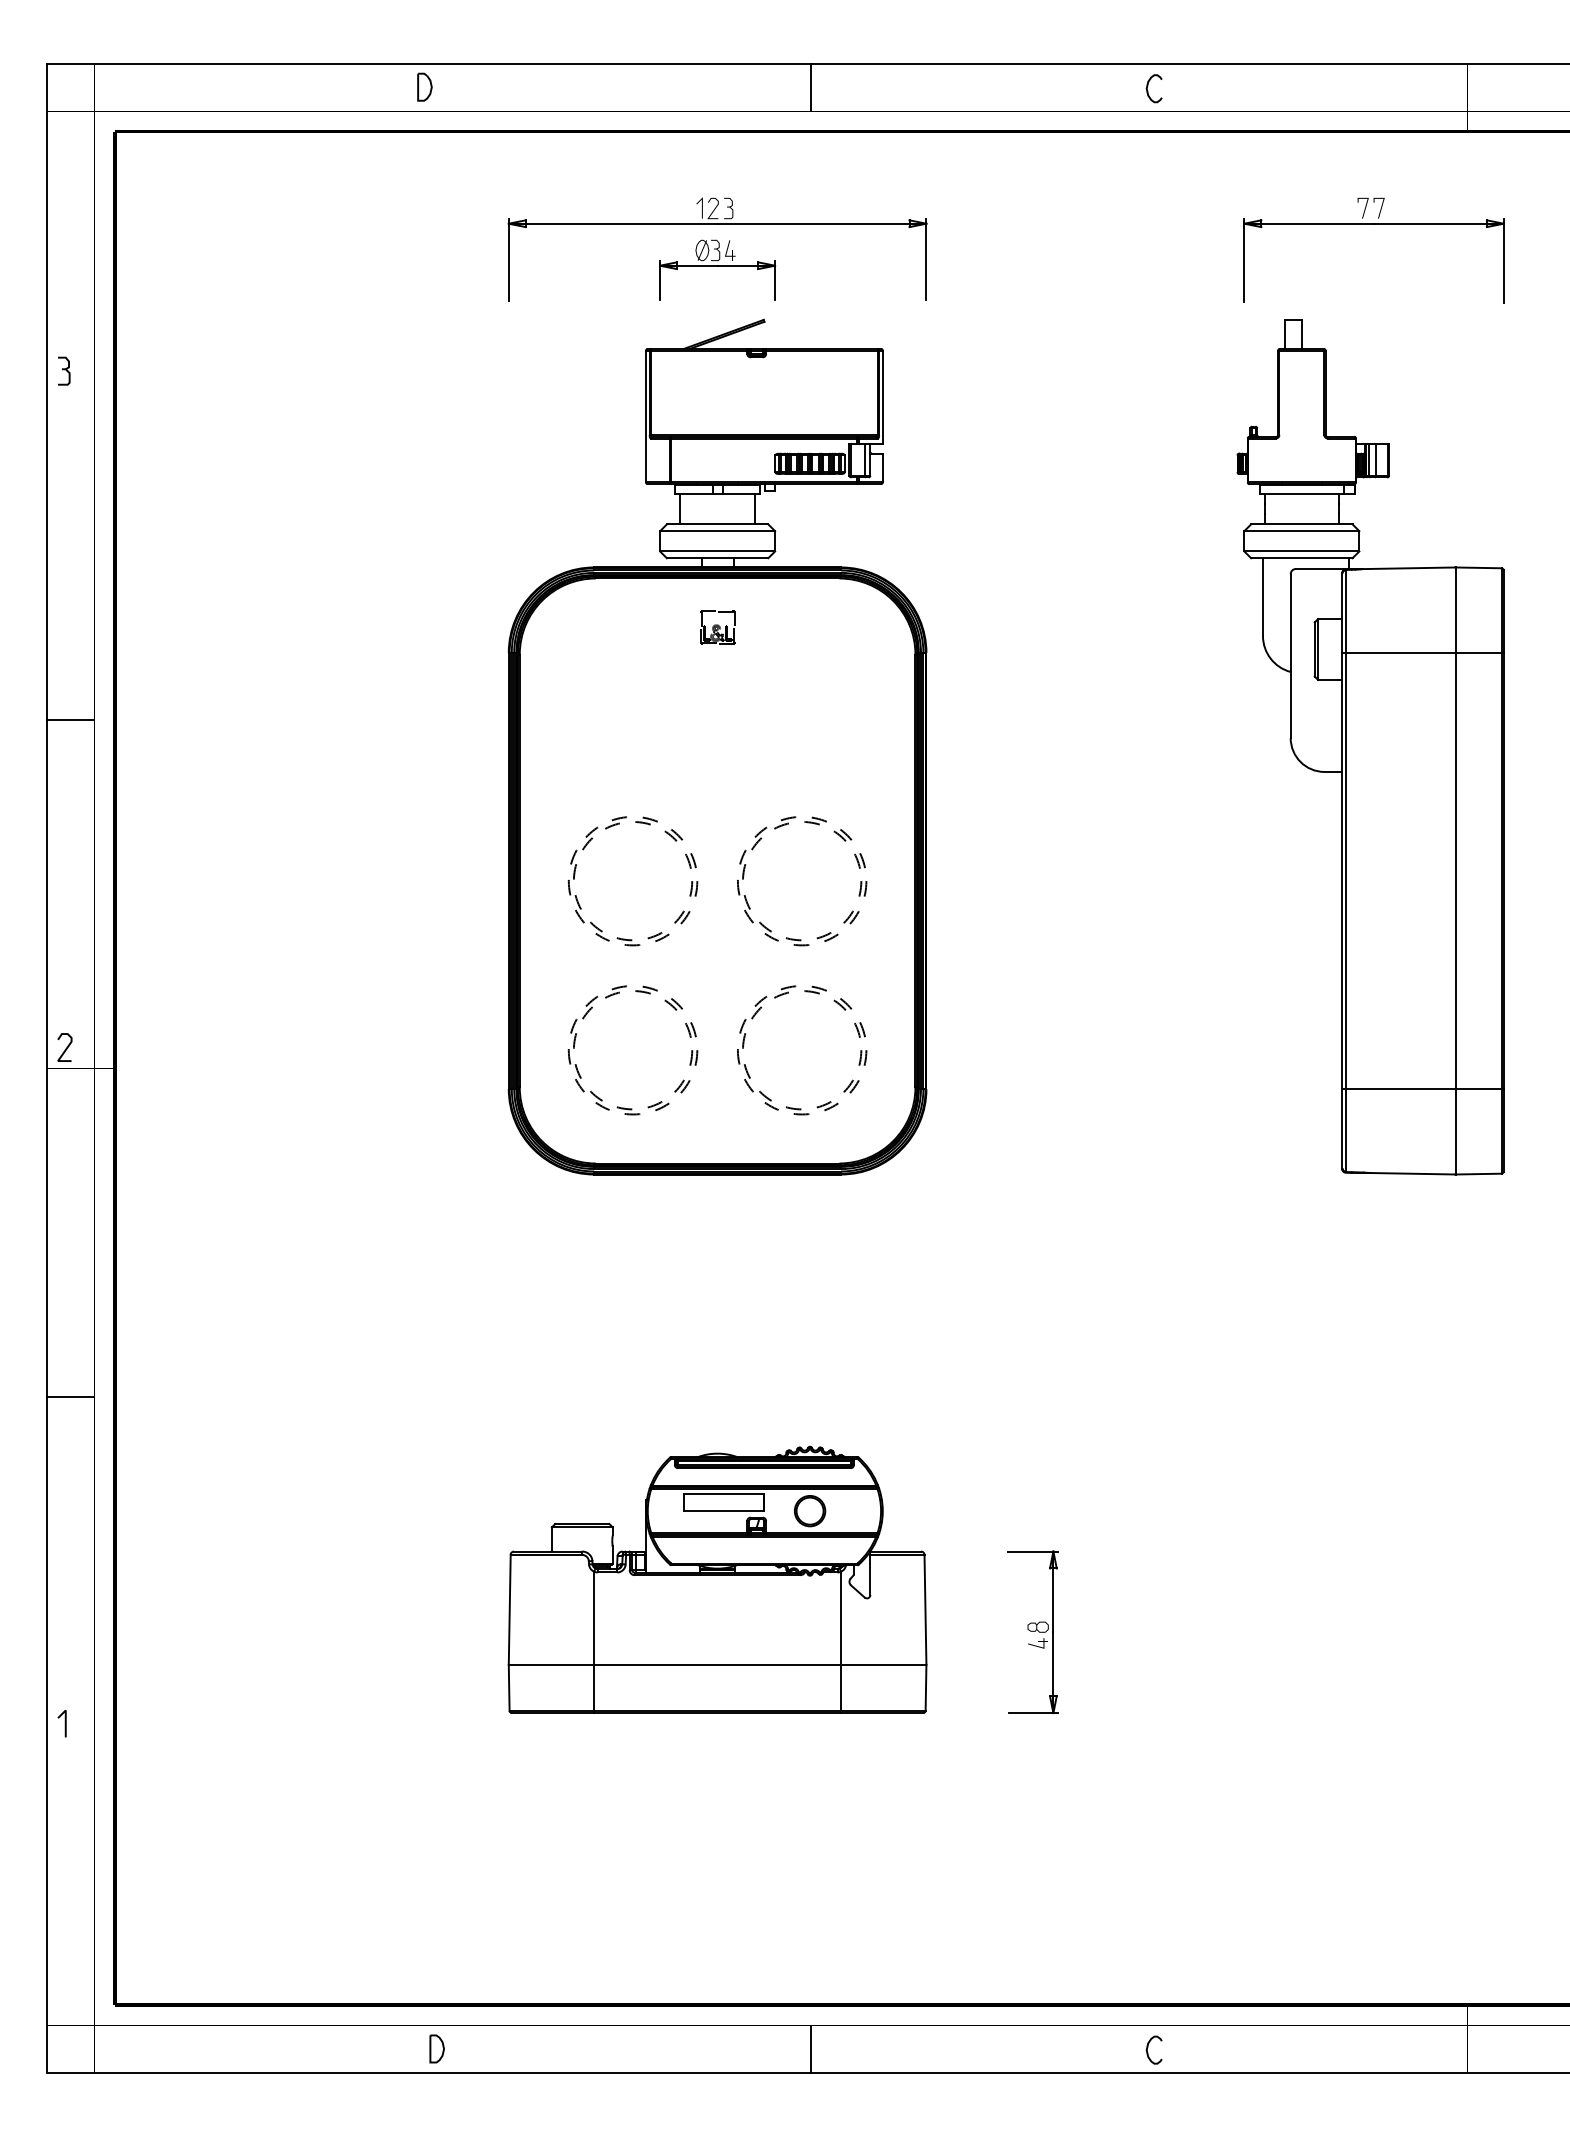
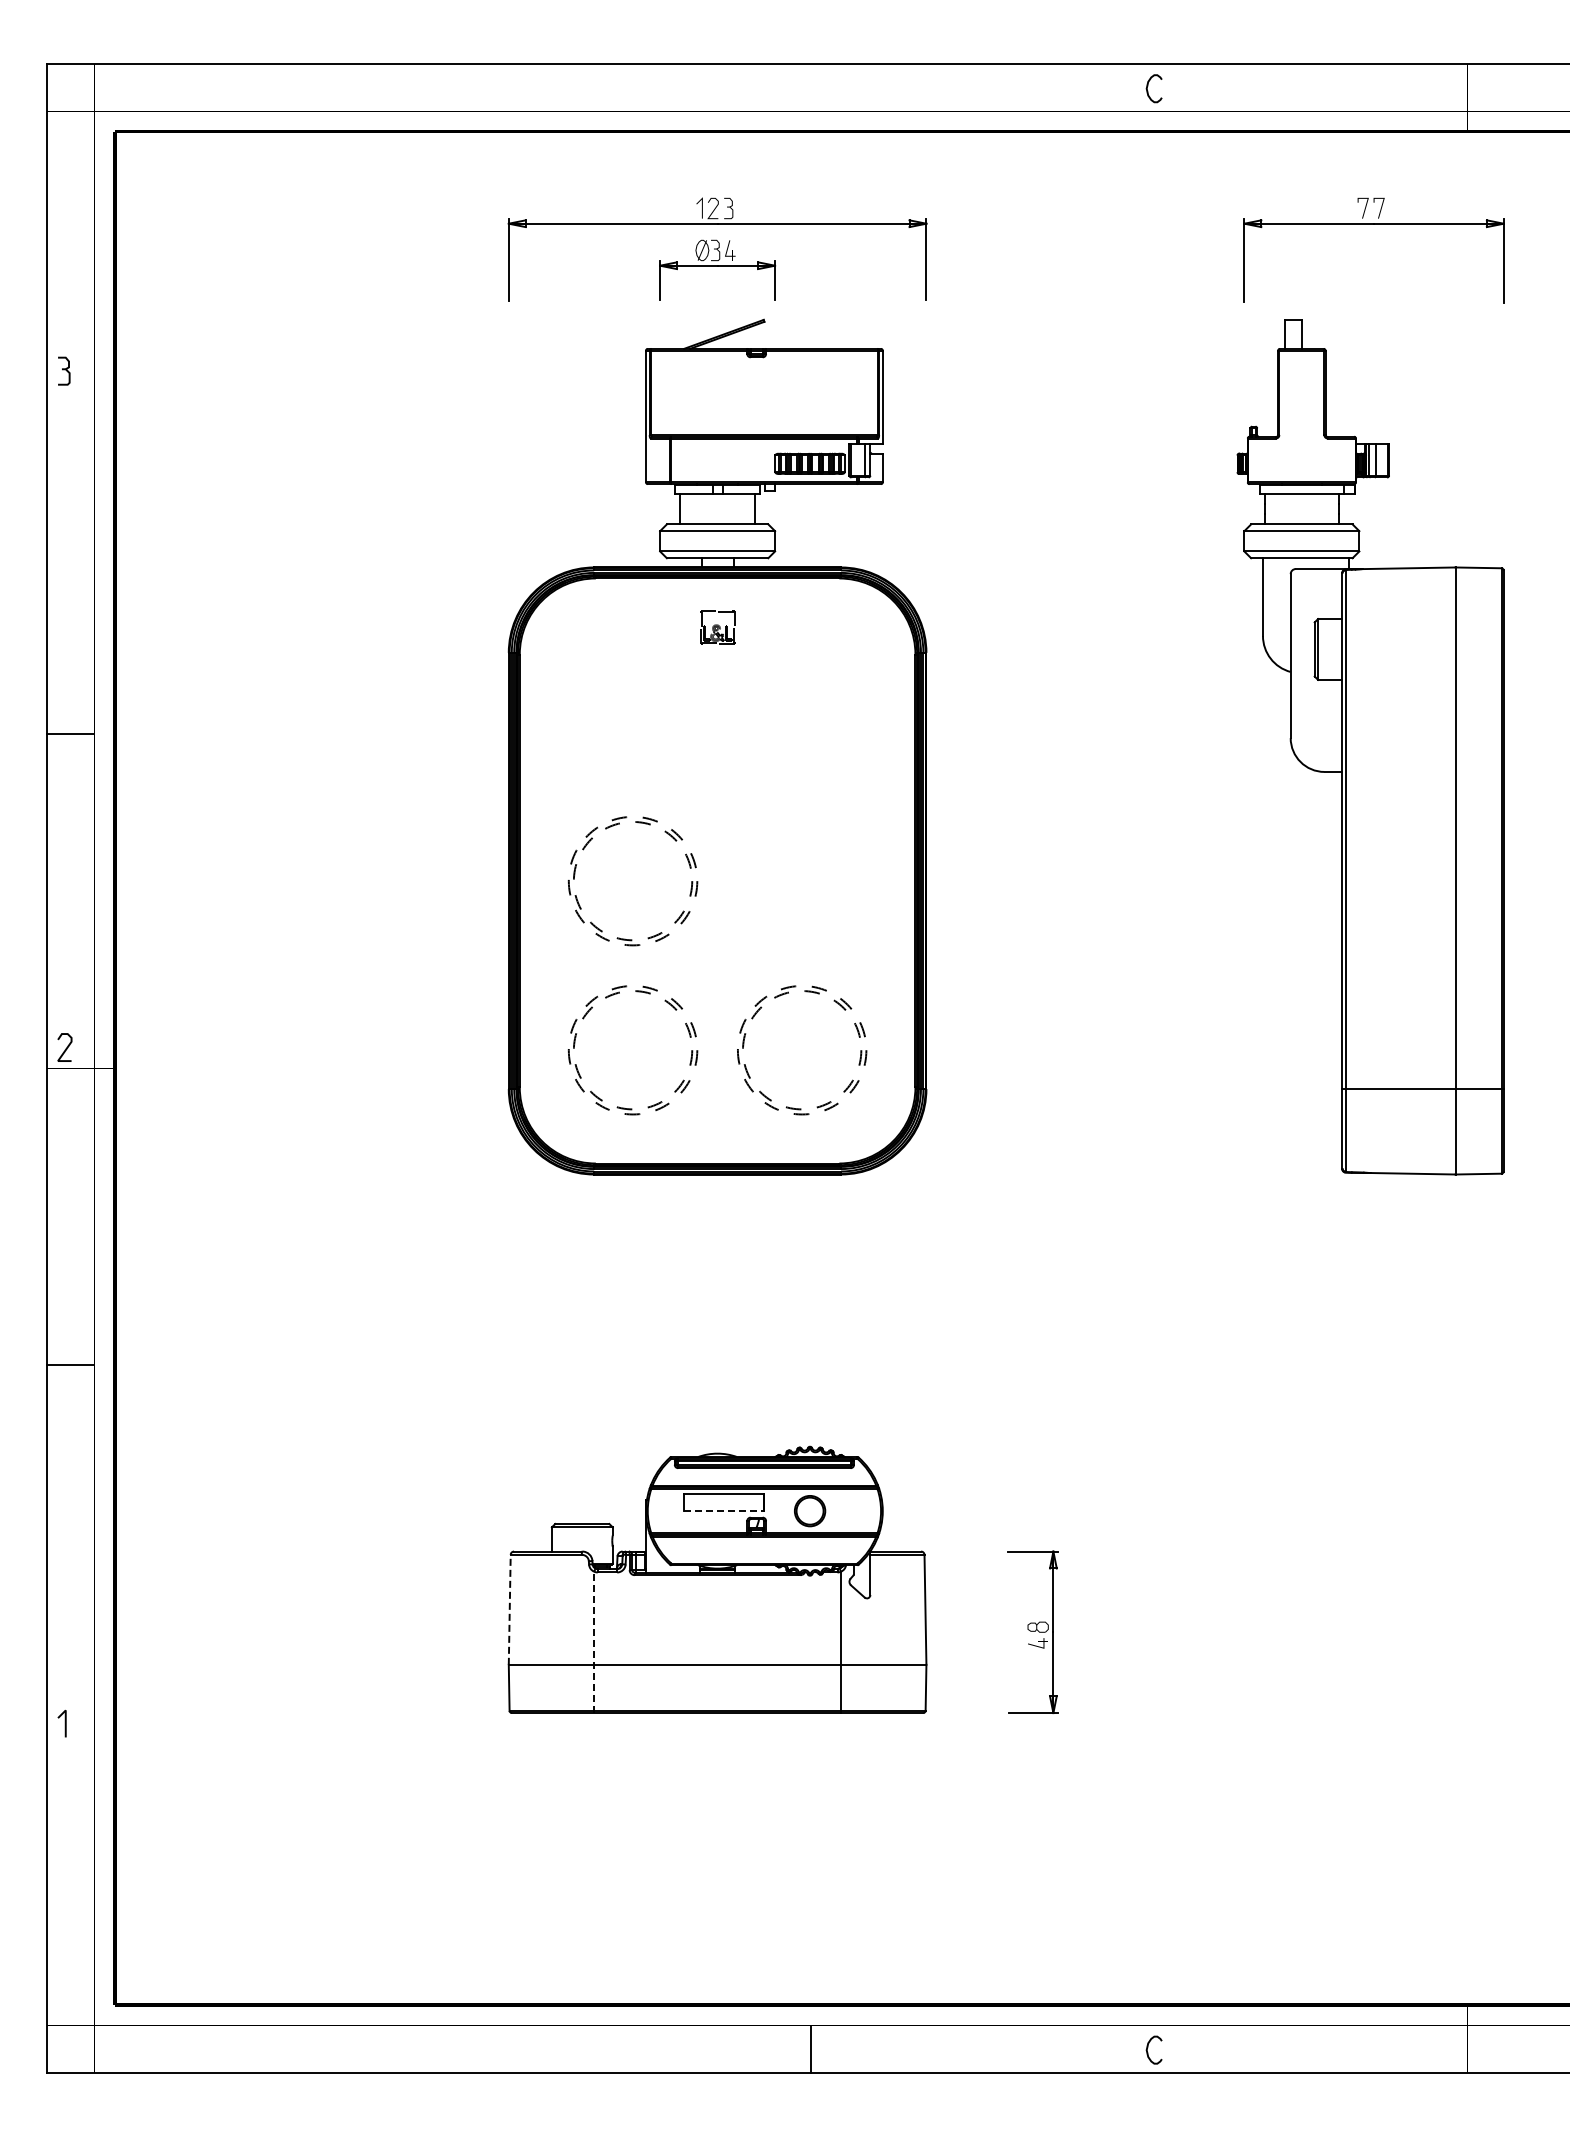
part: present -> none (424, 86)
line: present -> none (811, 87)
line: present -> none (1422, 652)
line position: (70, 720) -> (70, 734) (70, 734)
part: present -> none (845, 919)
line position: (70, 1396) -> (70, 1364) (70, 1364)
line: solid -> dashed (724, 1511)
line: solid -> dashed (509, 1609)
line: solid -> dashed (594, 1642)
part: present -> none (436, 2048)
